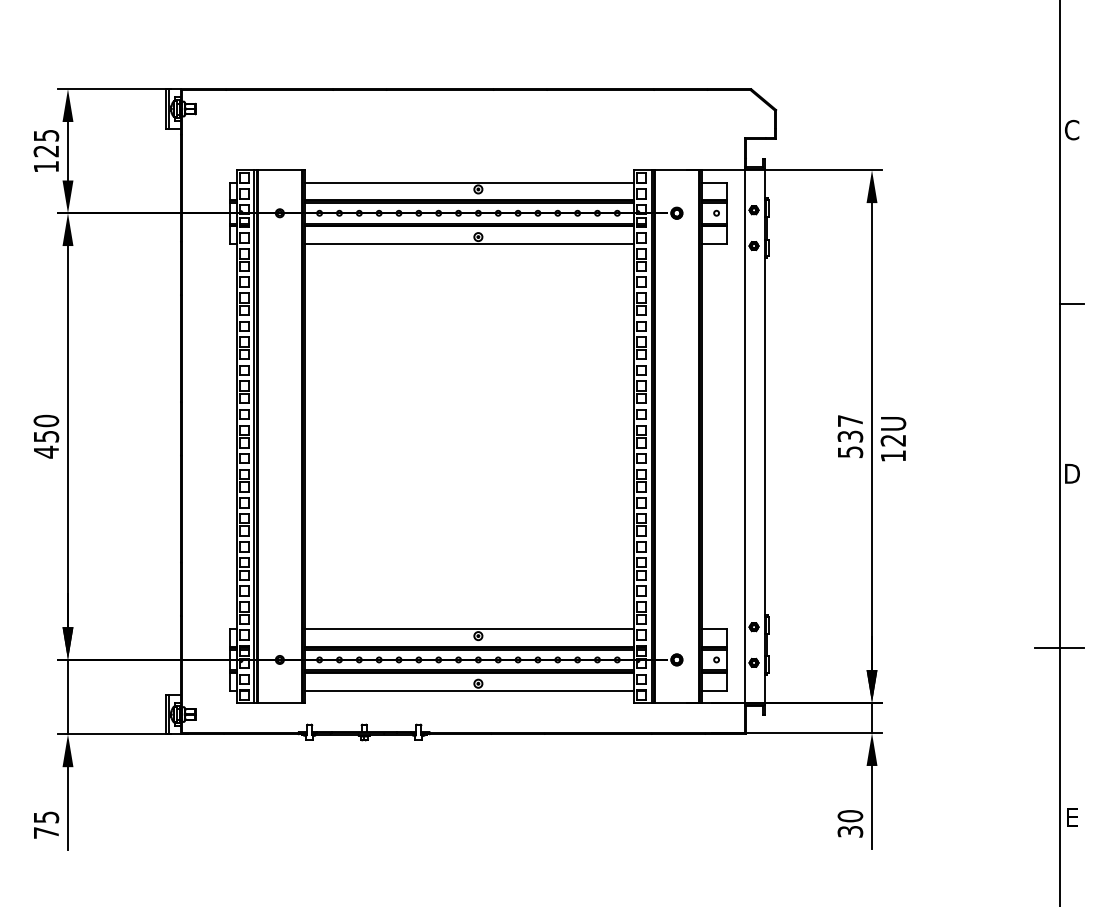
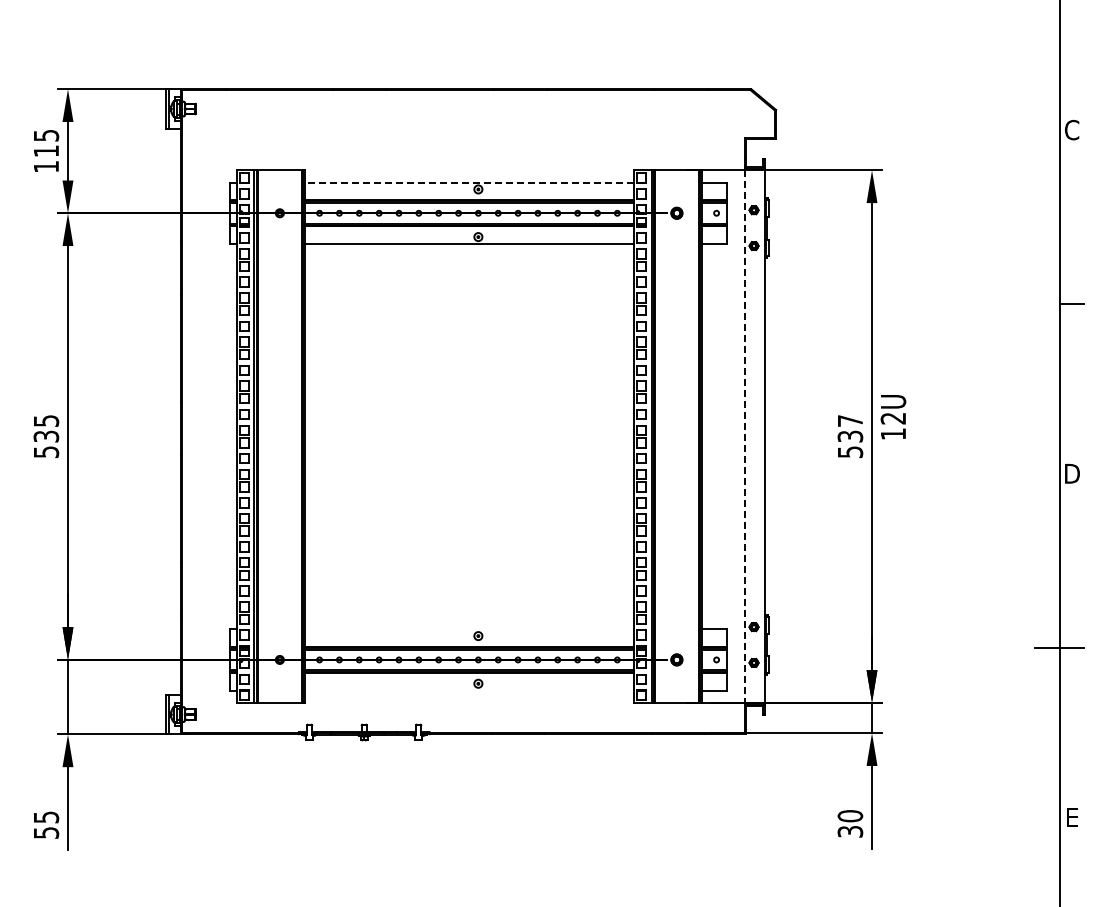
text: 125 -> 115 (45, 151)
line: solid -> dashed (469, 182)
text: 450 -> 535 (46, 436)
line: solid -> dashed (744, 436)
text position: (893, 439) -> (893, 417) (893, 417)
line: present -> none (469, 629)
line: present -> none (469, 690)
text: 75 -> 55 (46, 832)
